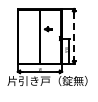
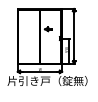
line: dashed -> solid (74, 36)
